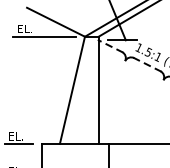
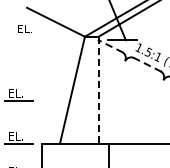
line: present -> none (44, 36)
line: solid -> dashed (98, 90)
part: none -> present (18, 95)
